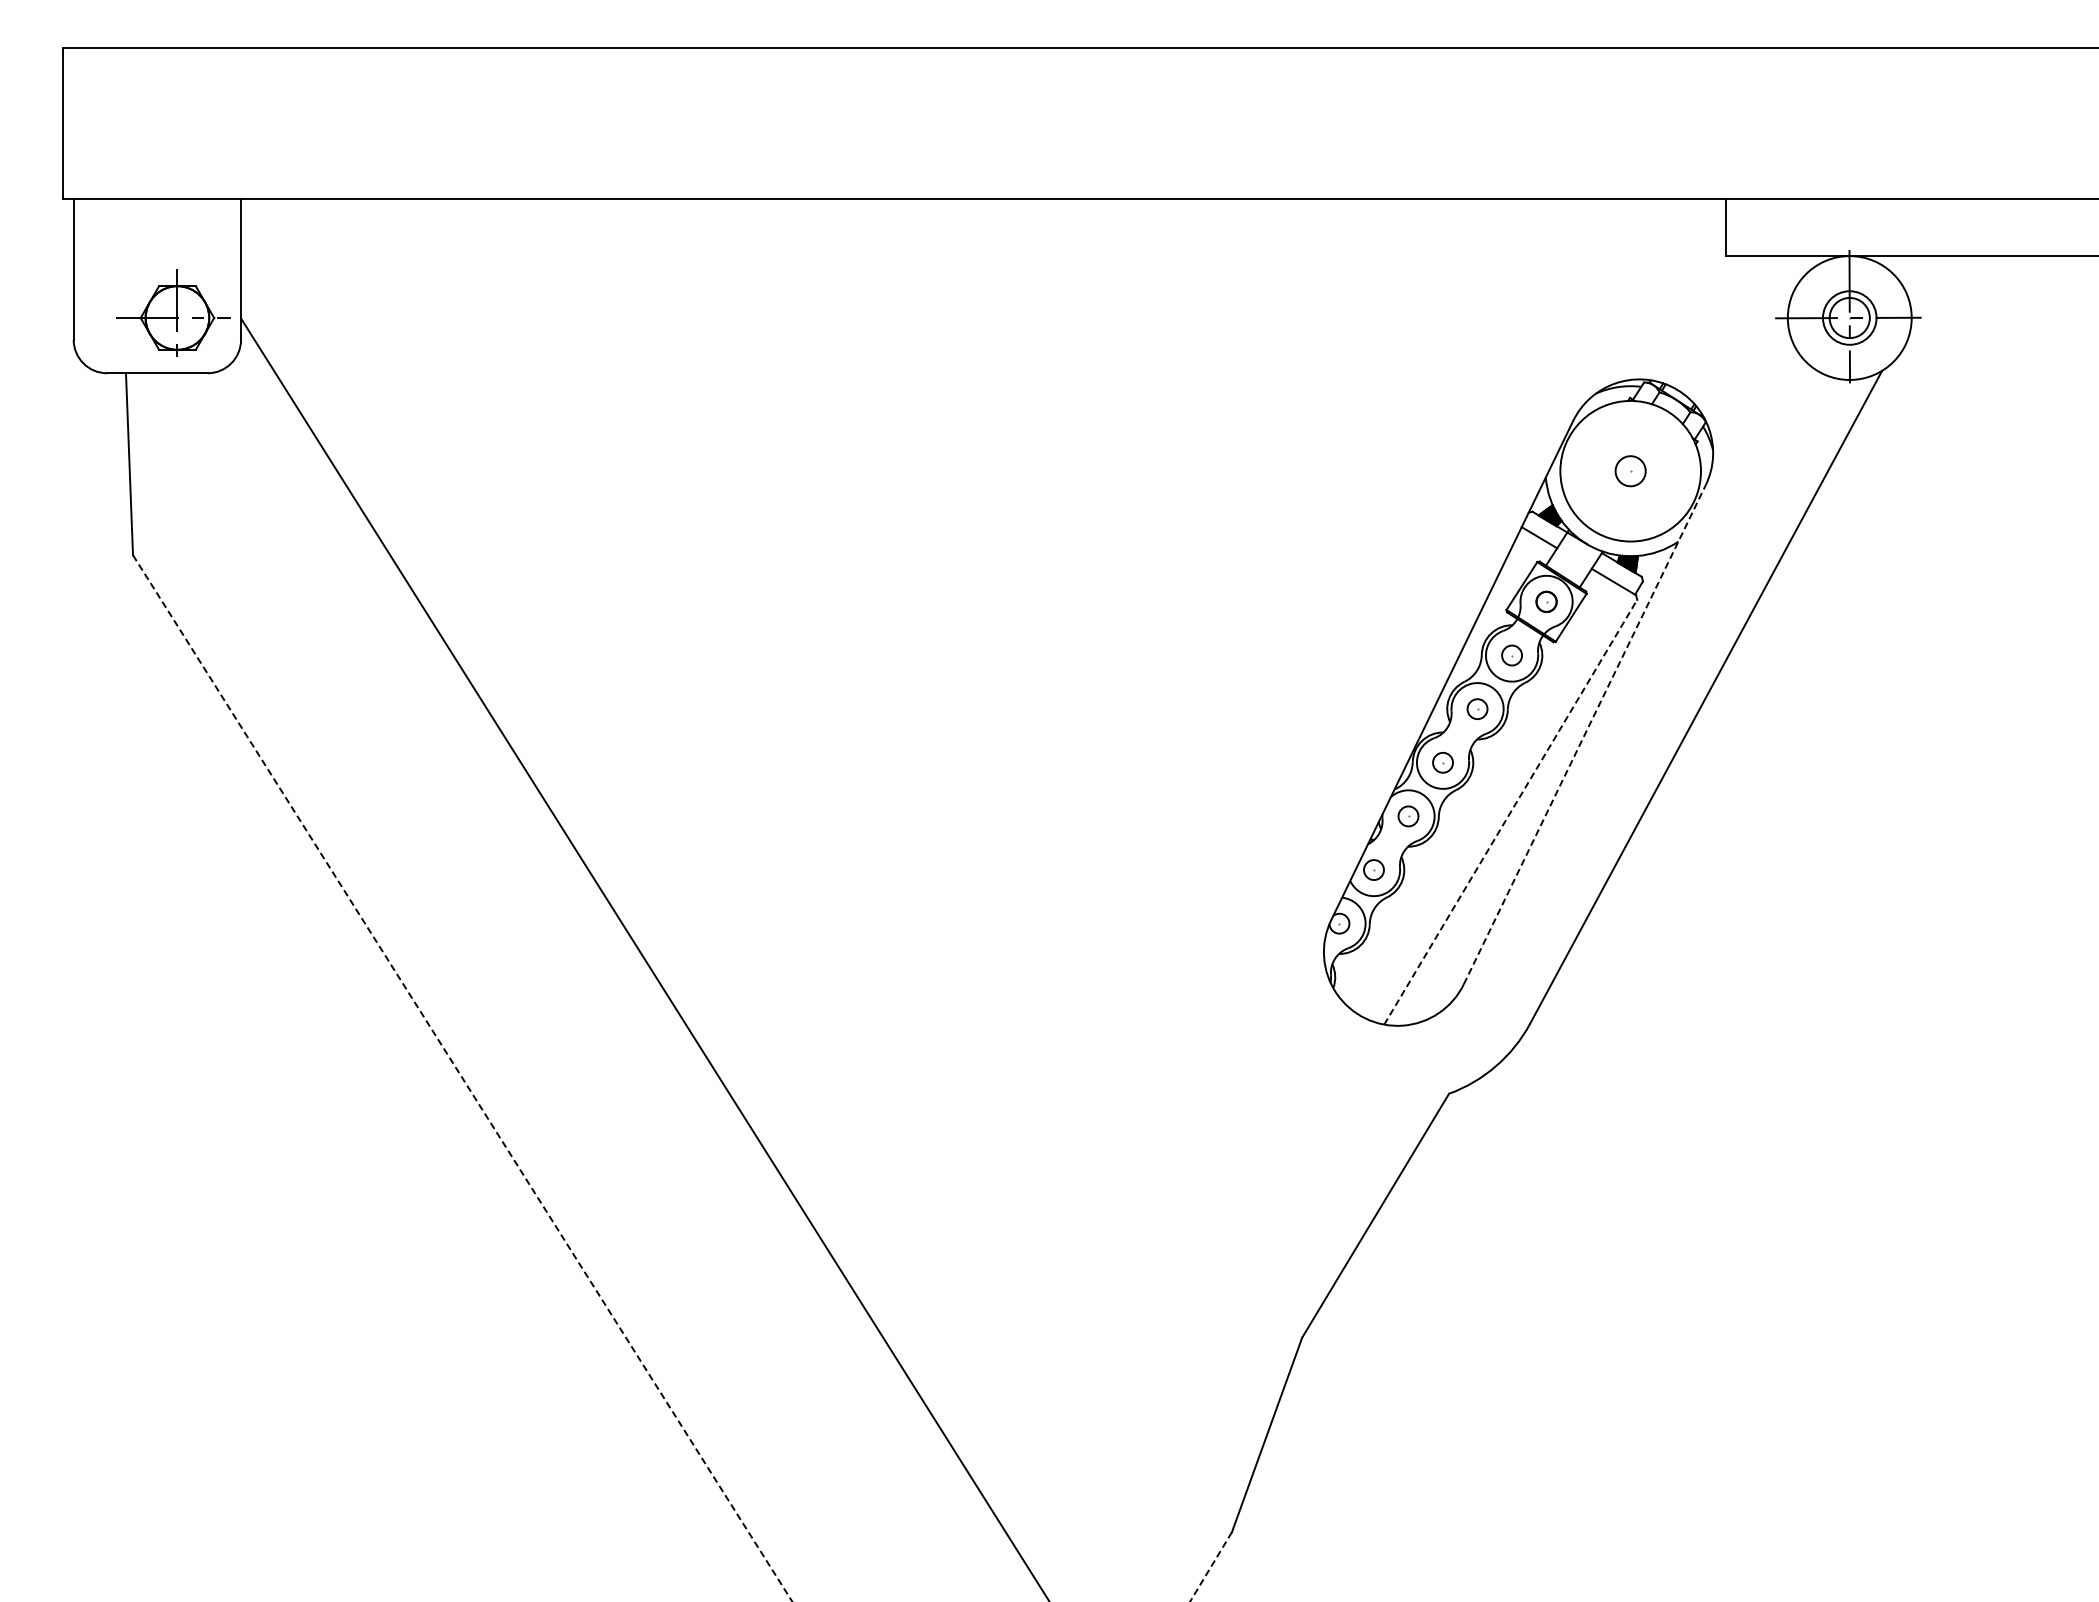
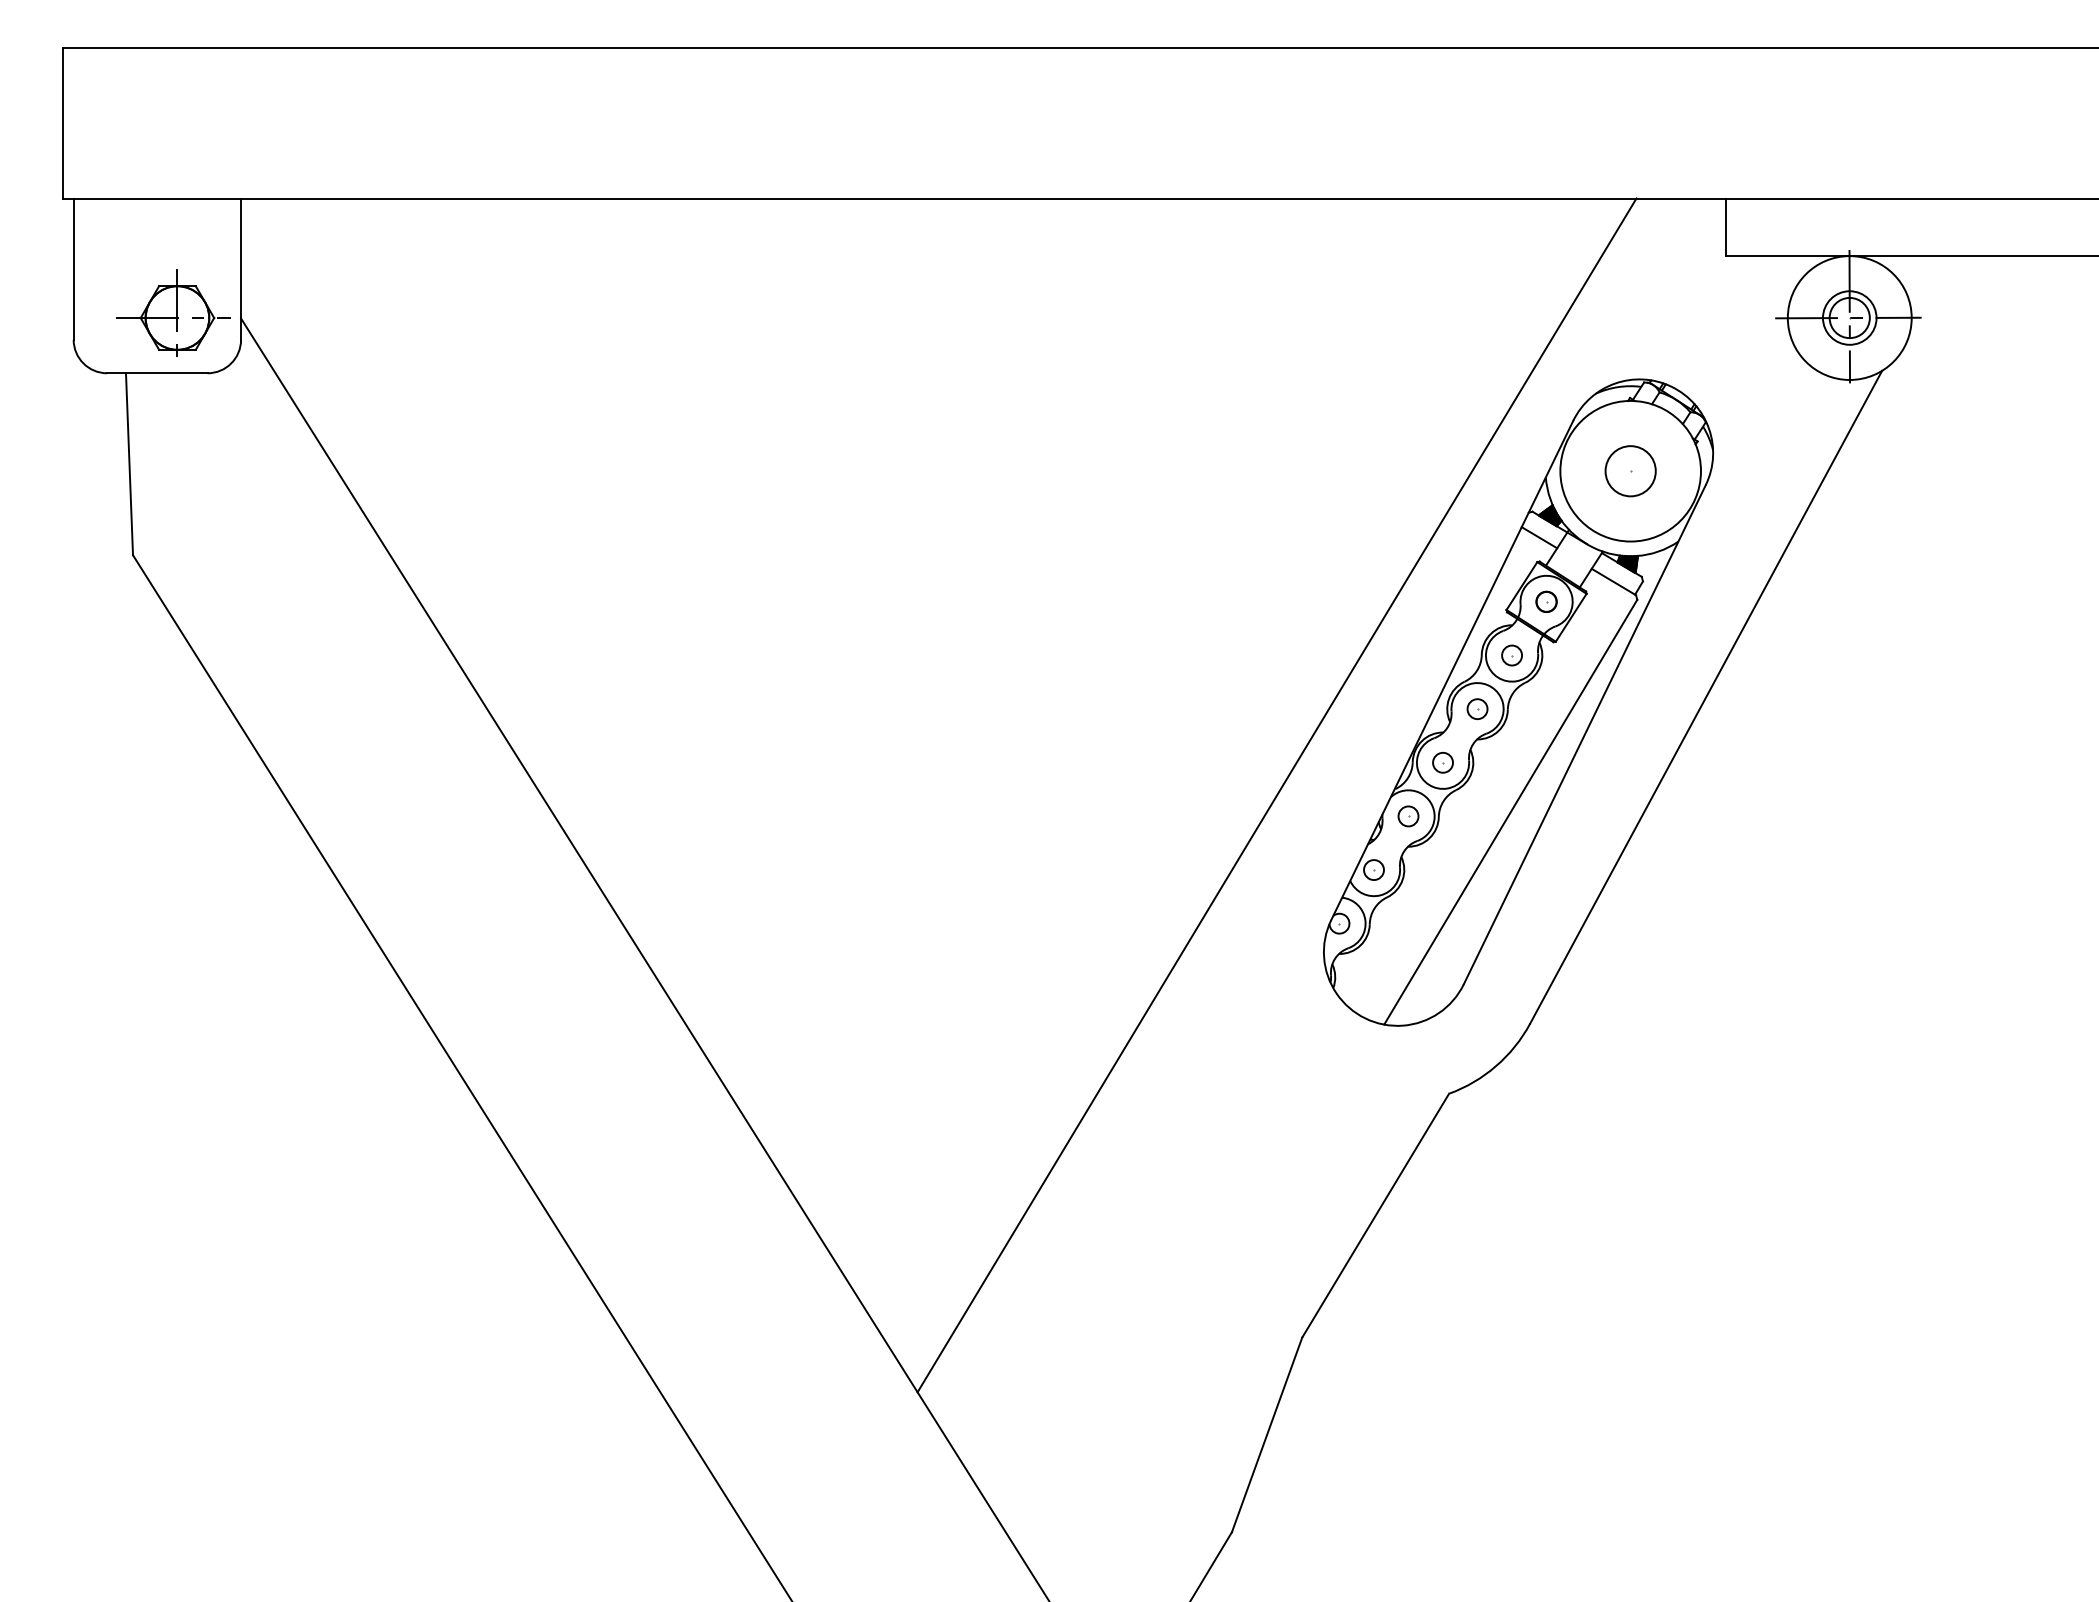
circle diameter: 30 px -> 50 px (1630, 471)
line: dashed -> solid (1585, 734)
line: none -> present (1276, 795)
line: dashed -> solid (1511, 811)
line: dashed -> solid (462, 1078)
line: dashed -> solid (1210, 1567)
